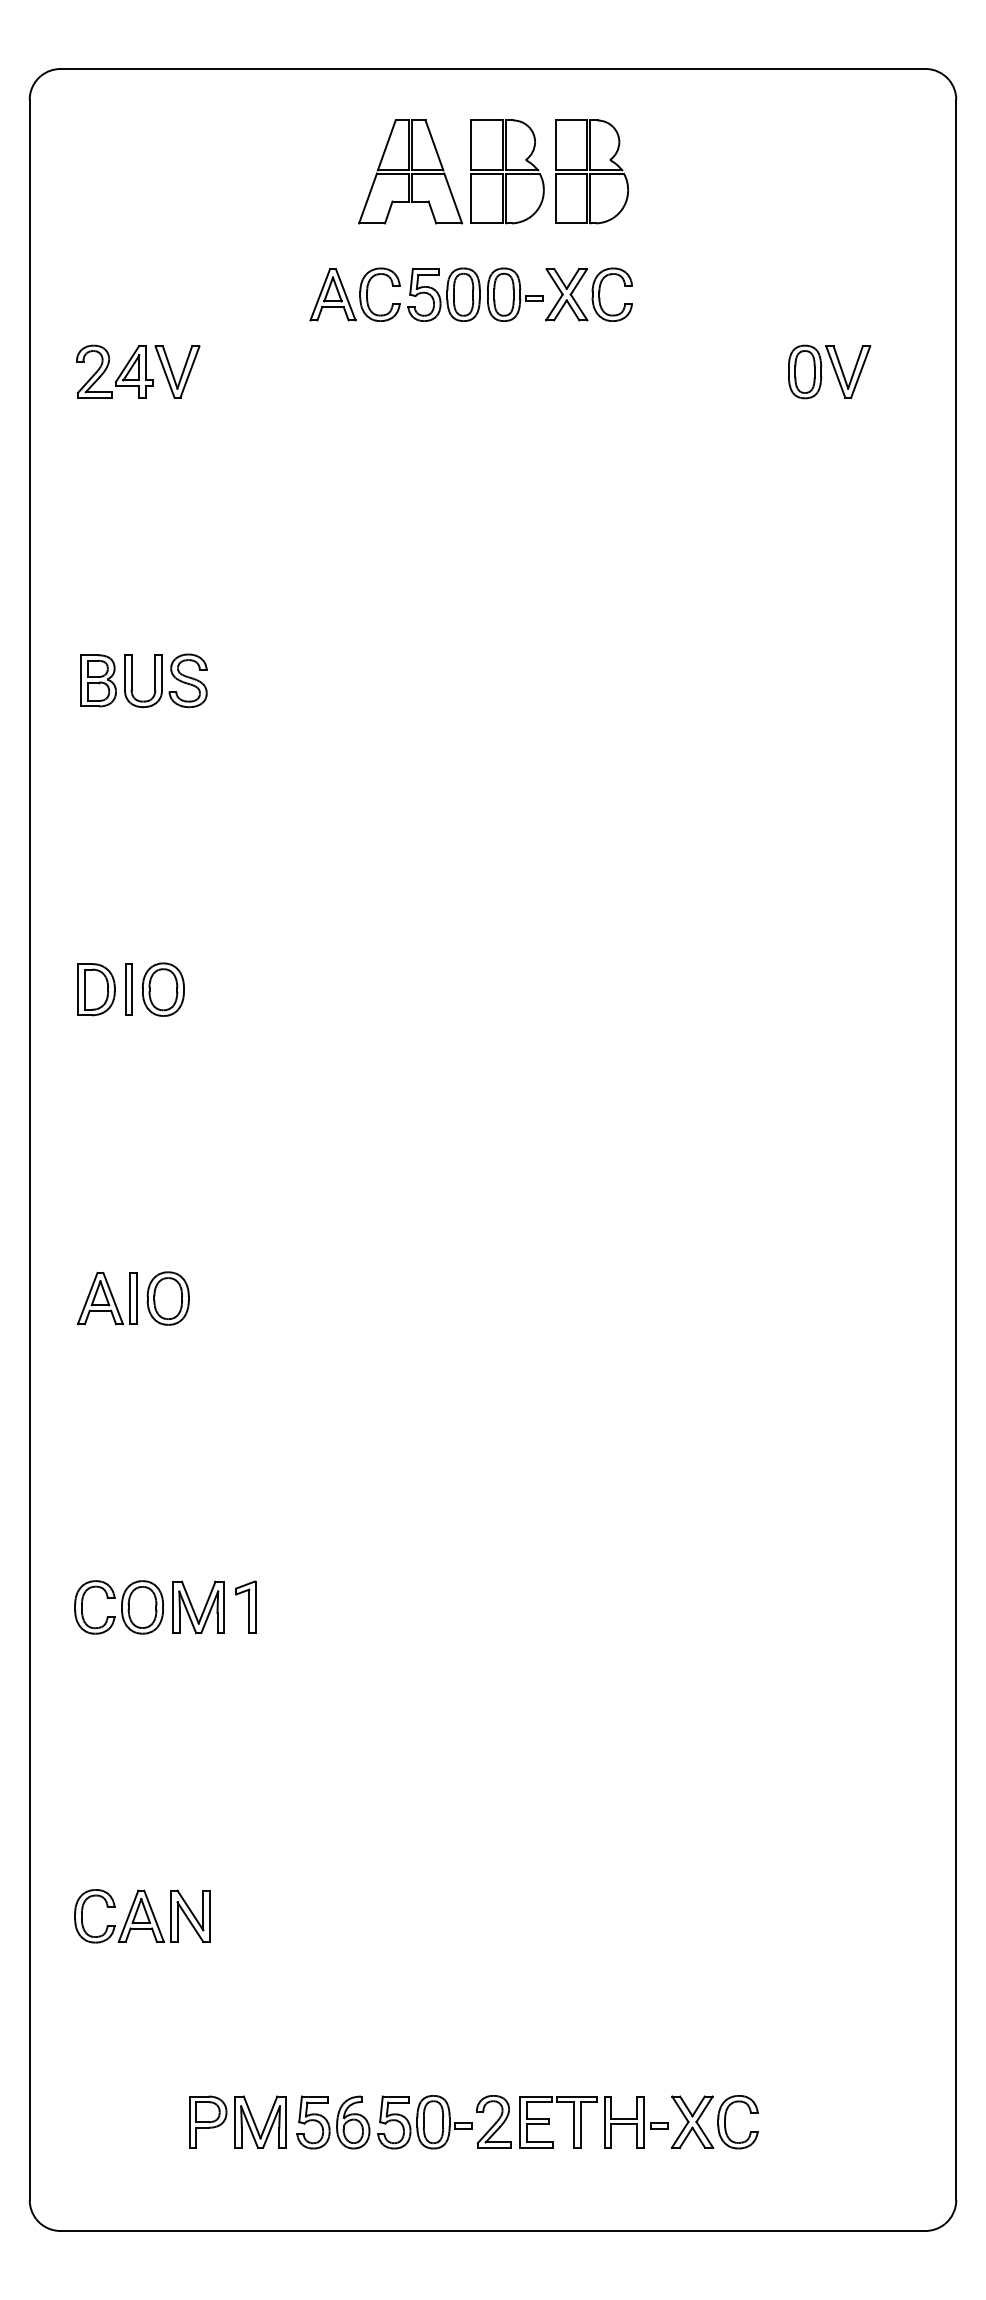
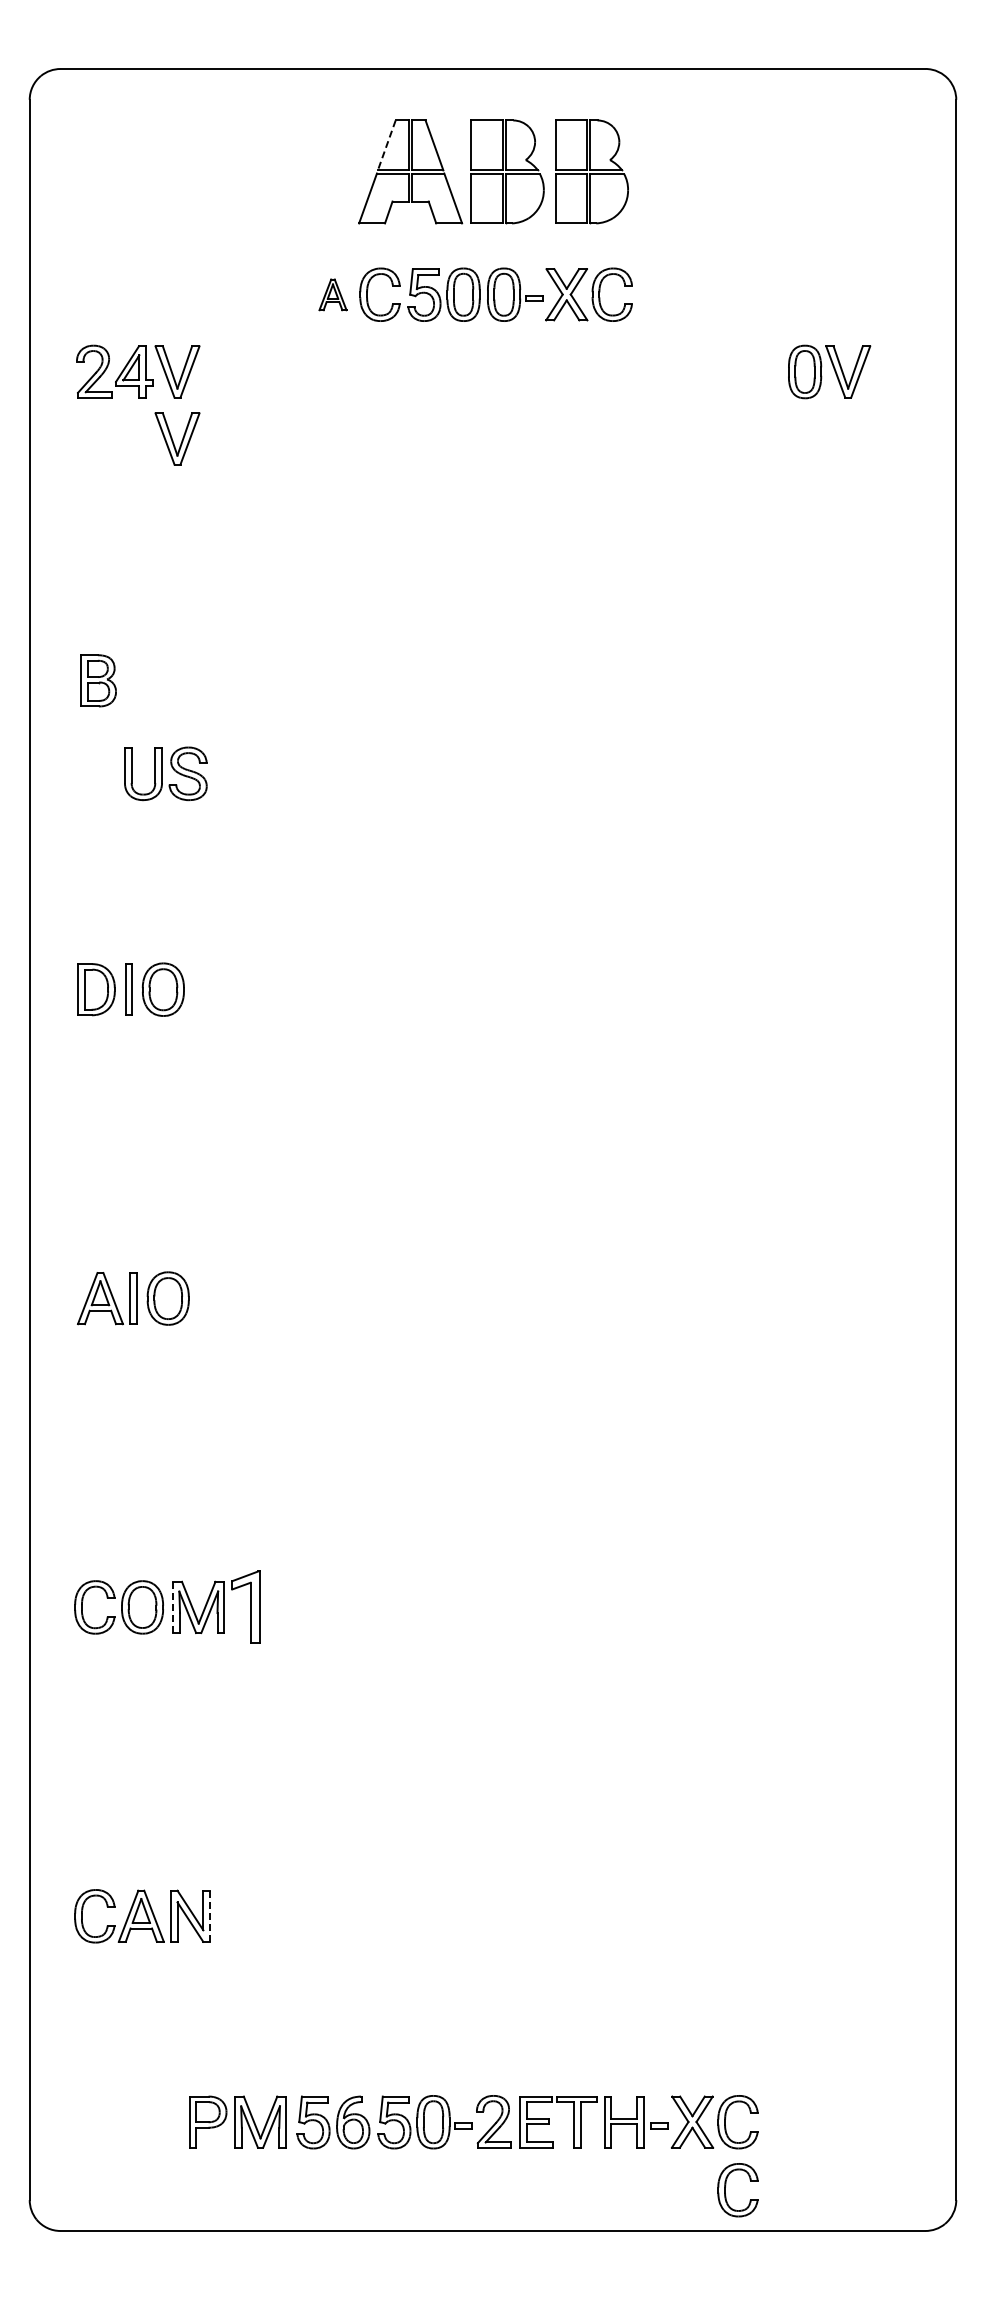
line: solid -> dashed (386, 145)
part size: 48x54 px -> 30x34 px (332, 294)
part: none -> present (177, 438)
part position: (165, 680) -> (165, 773) (165, 773)
part size: 22x54 px -> 30x74 px (245, 1606)
line: solid -> dashed (173, 1607)
line: solid -> dashed (210, 1916)
part: none -> present (725, 2190)
